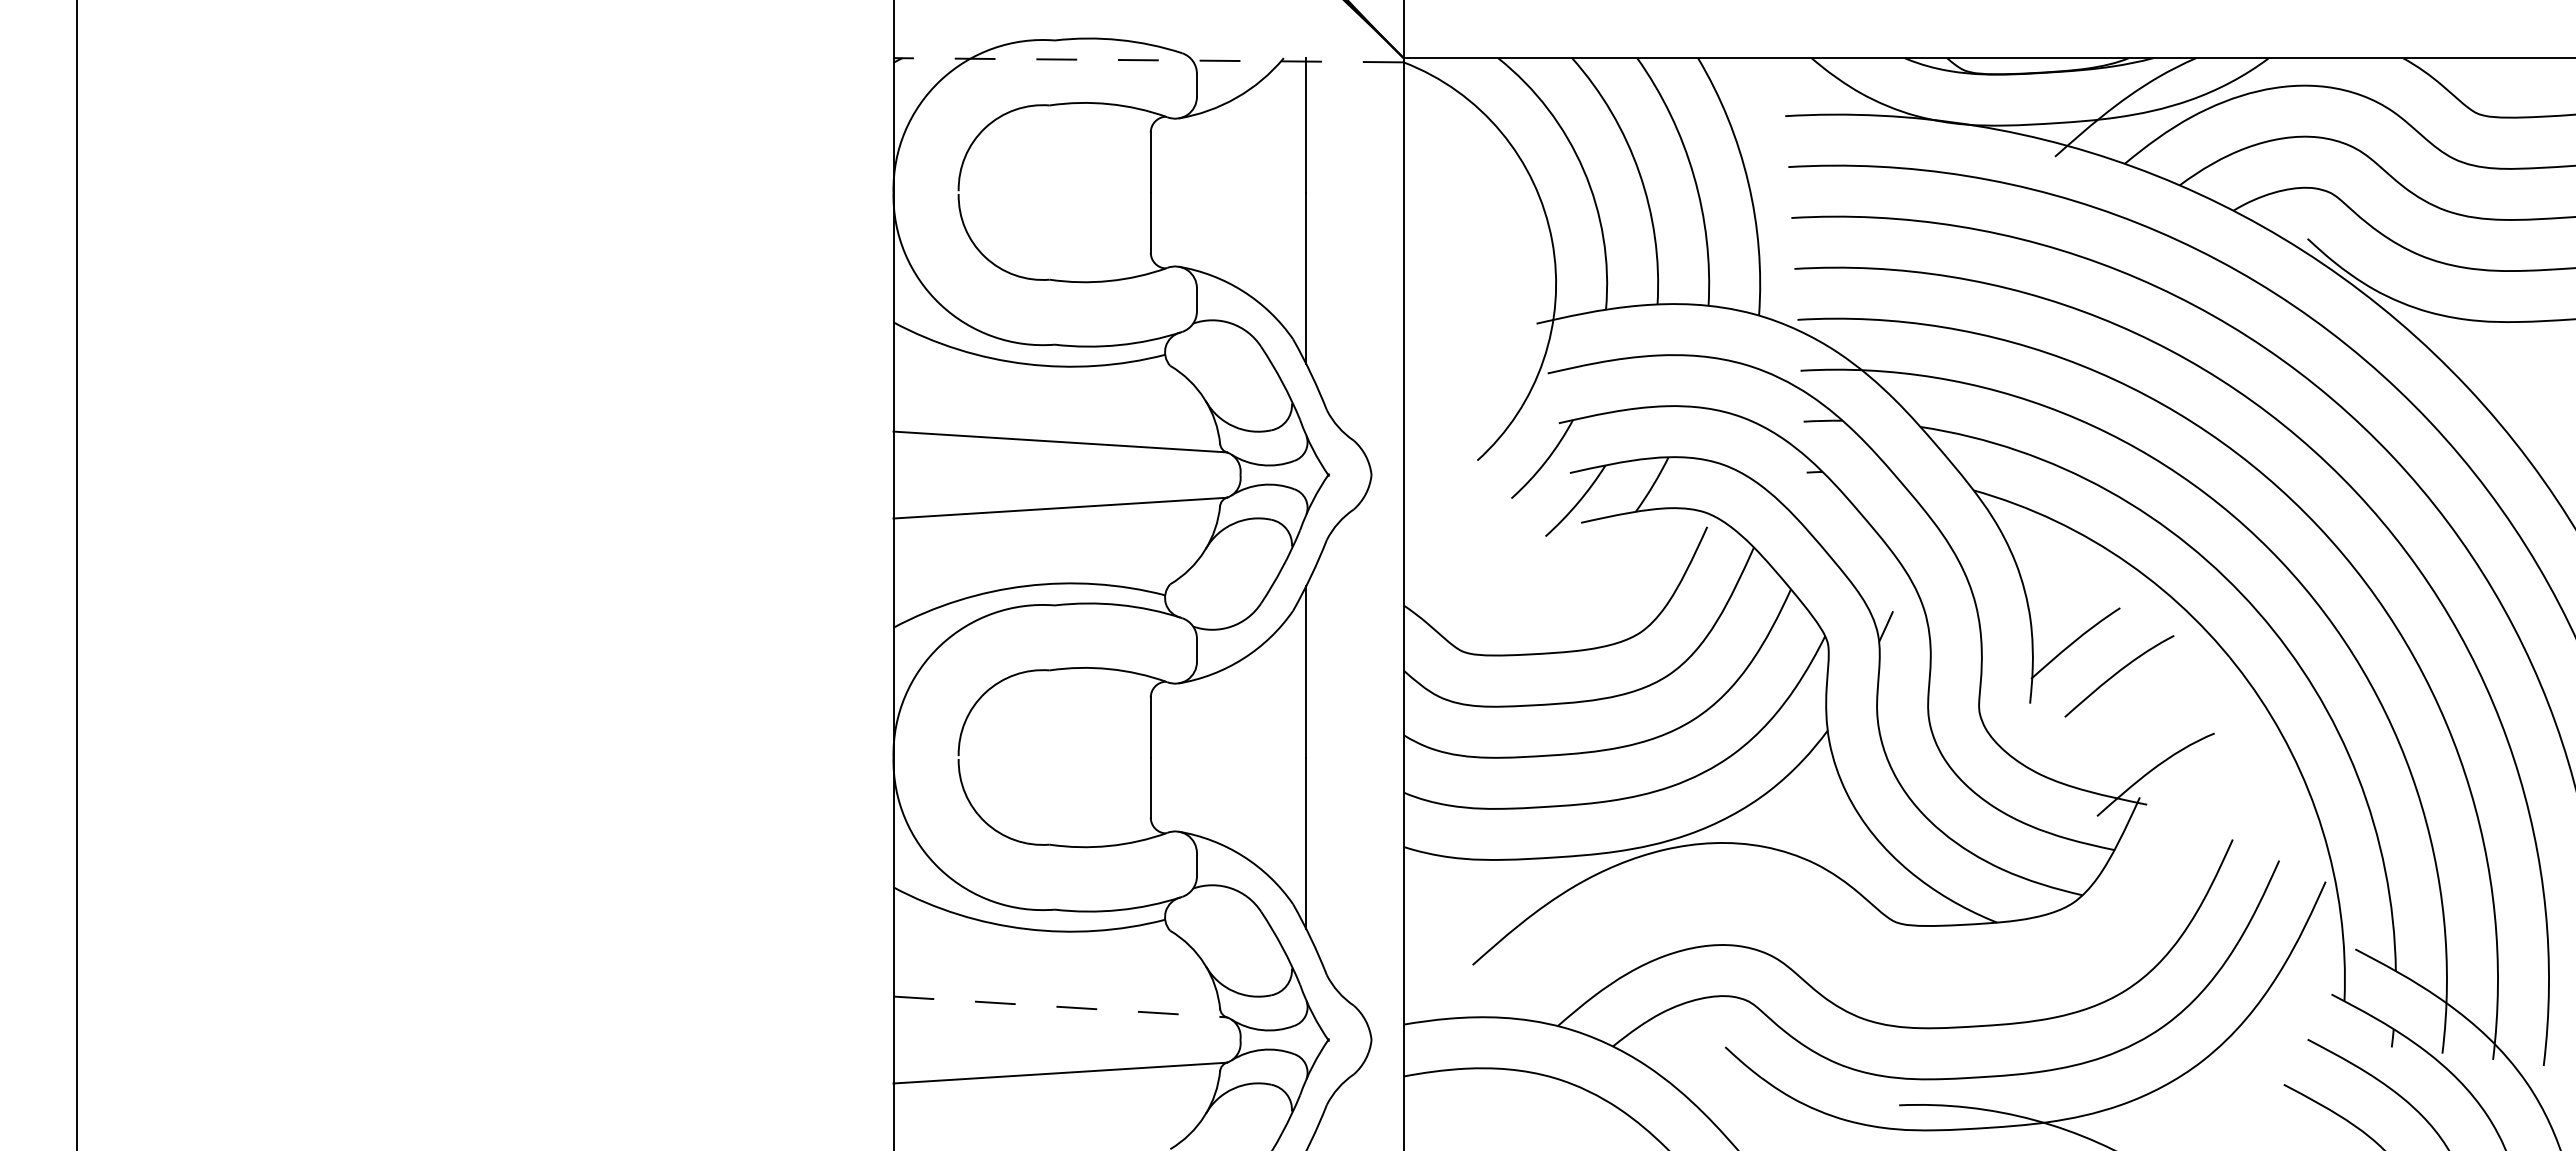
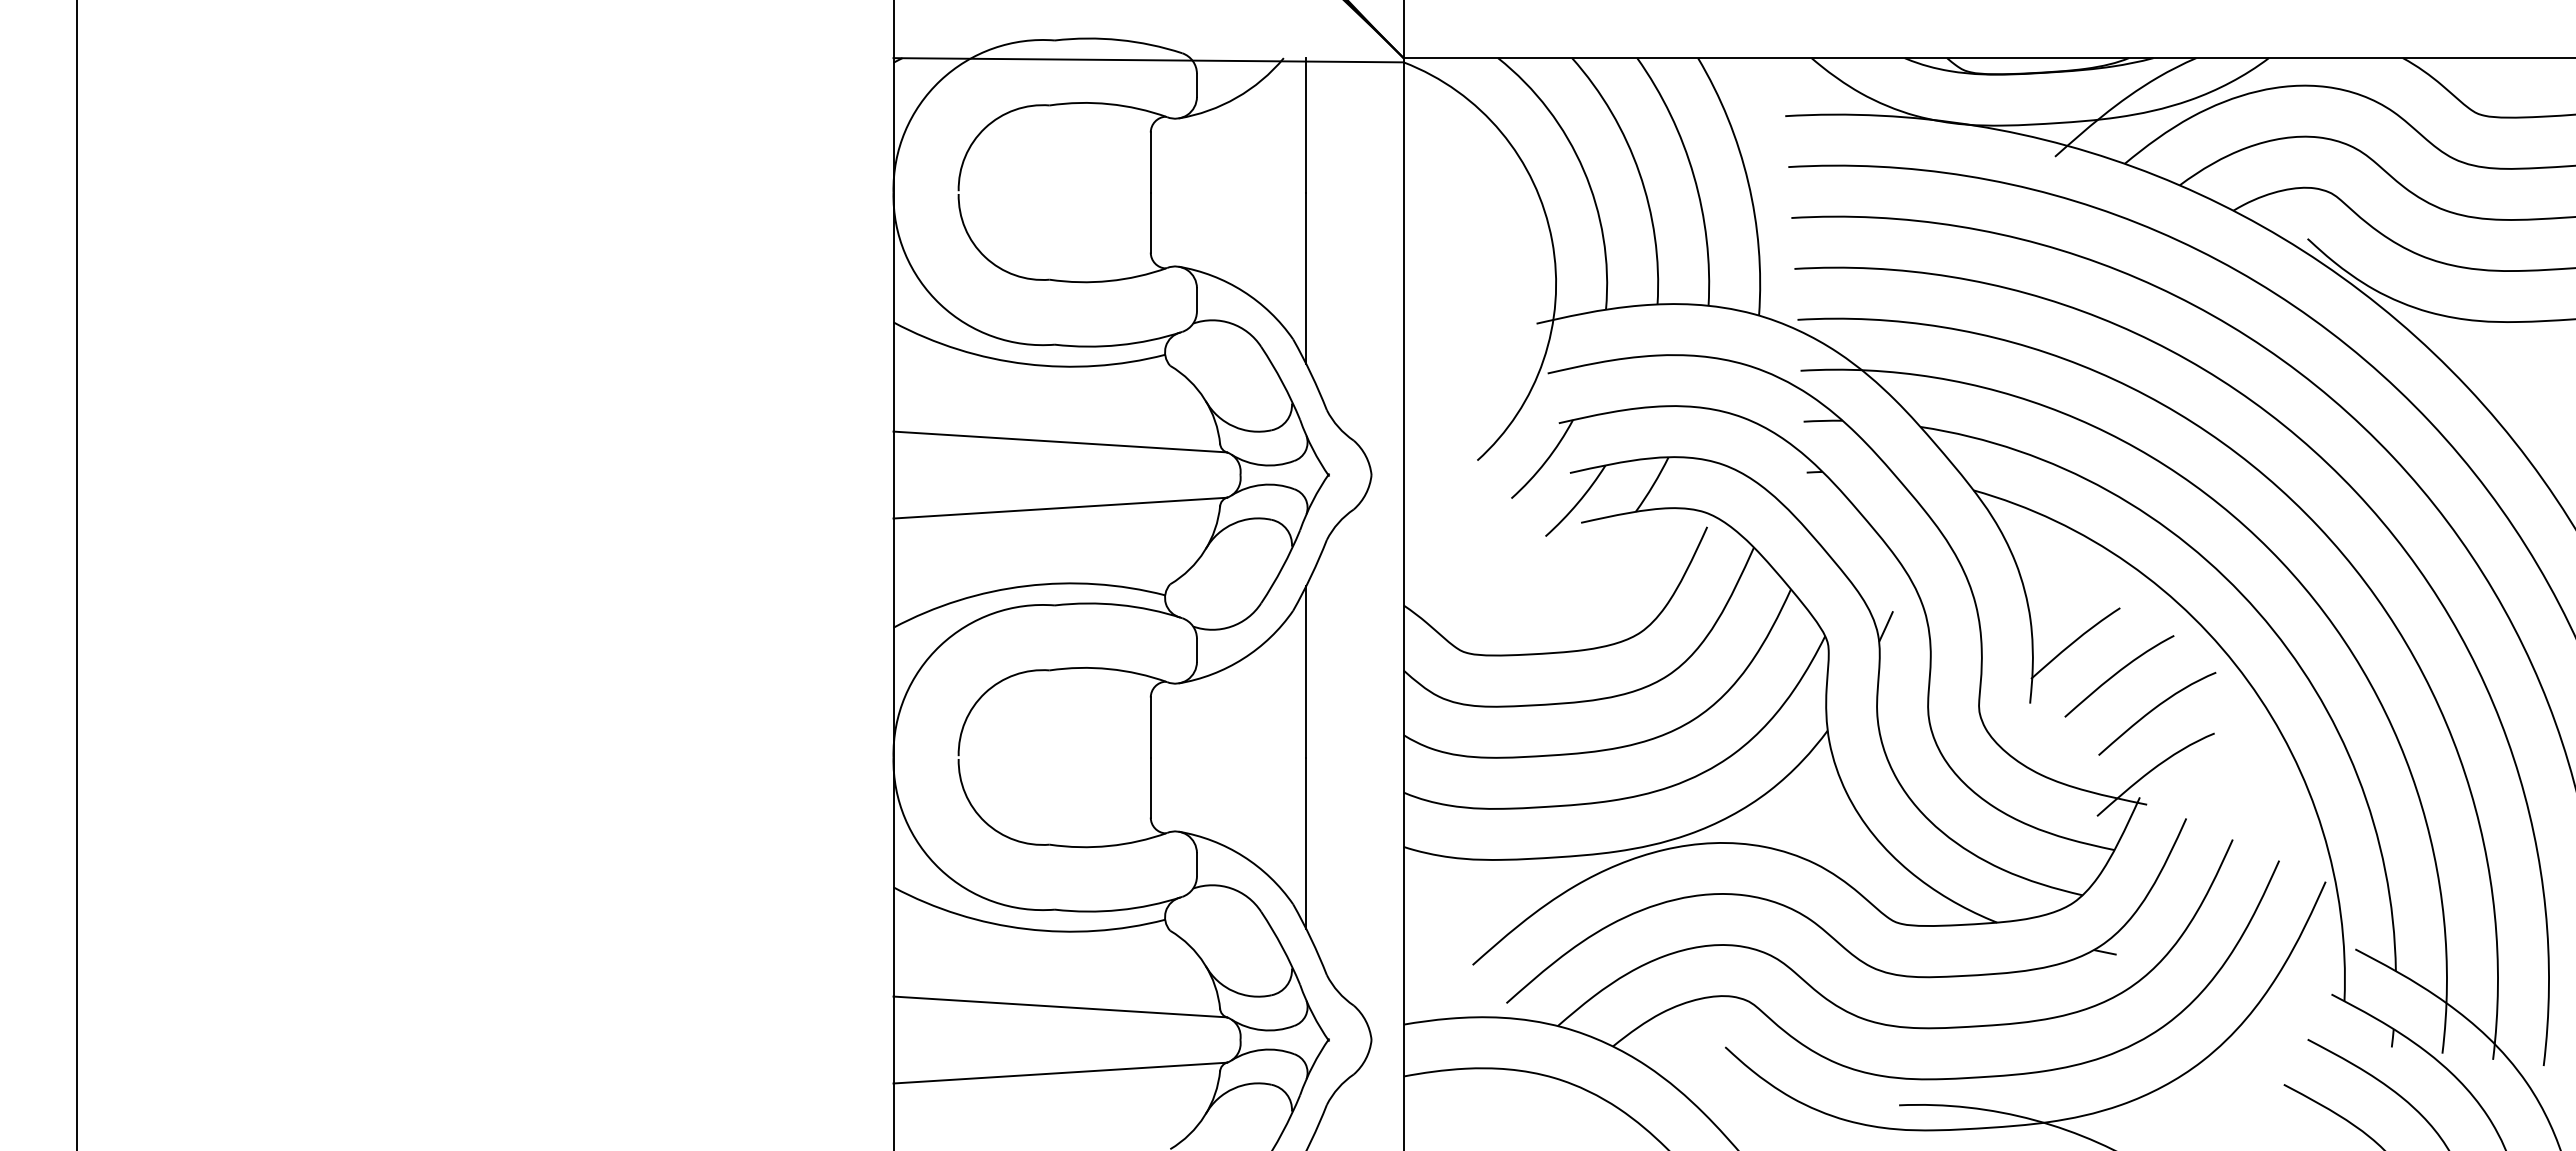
line: dashed -> solid (1148, 60)
curve: none -> present (2154, 709)
part: none -> present (1828, 932)
line: dashed -> solid (1060, 1006)
